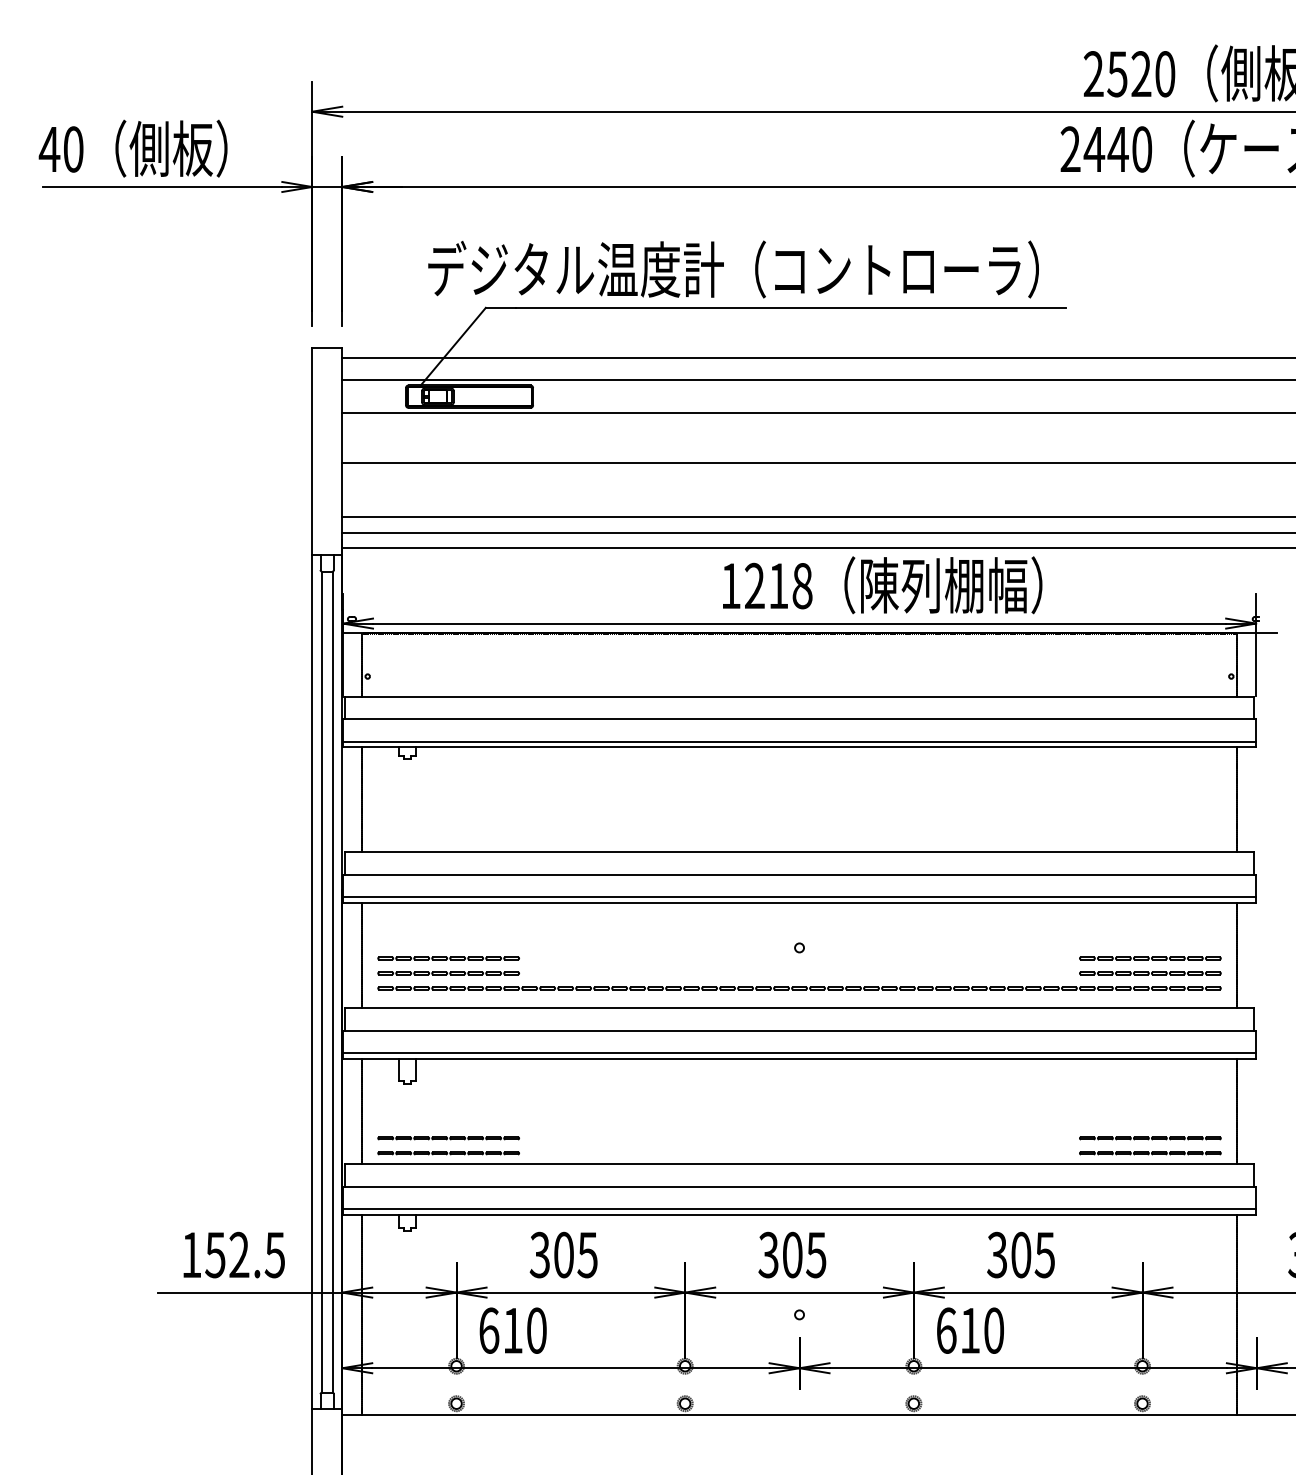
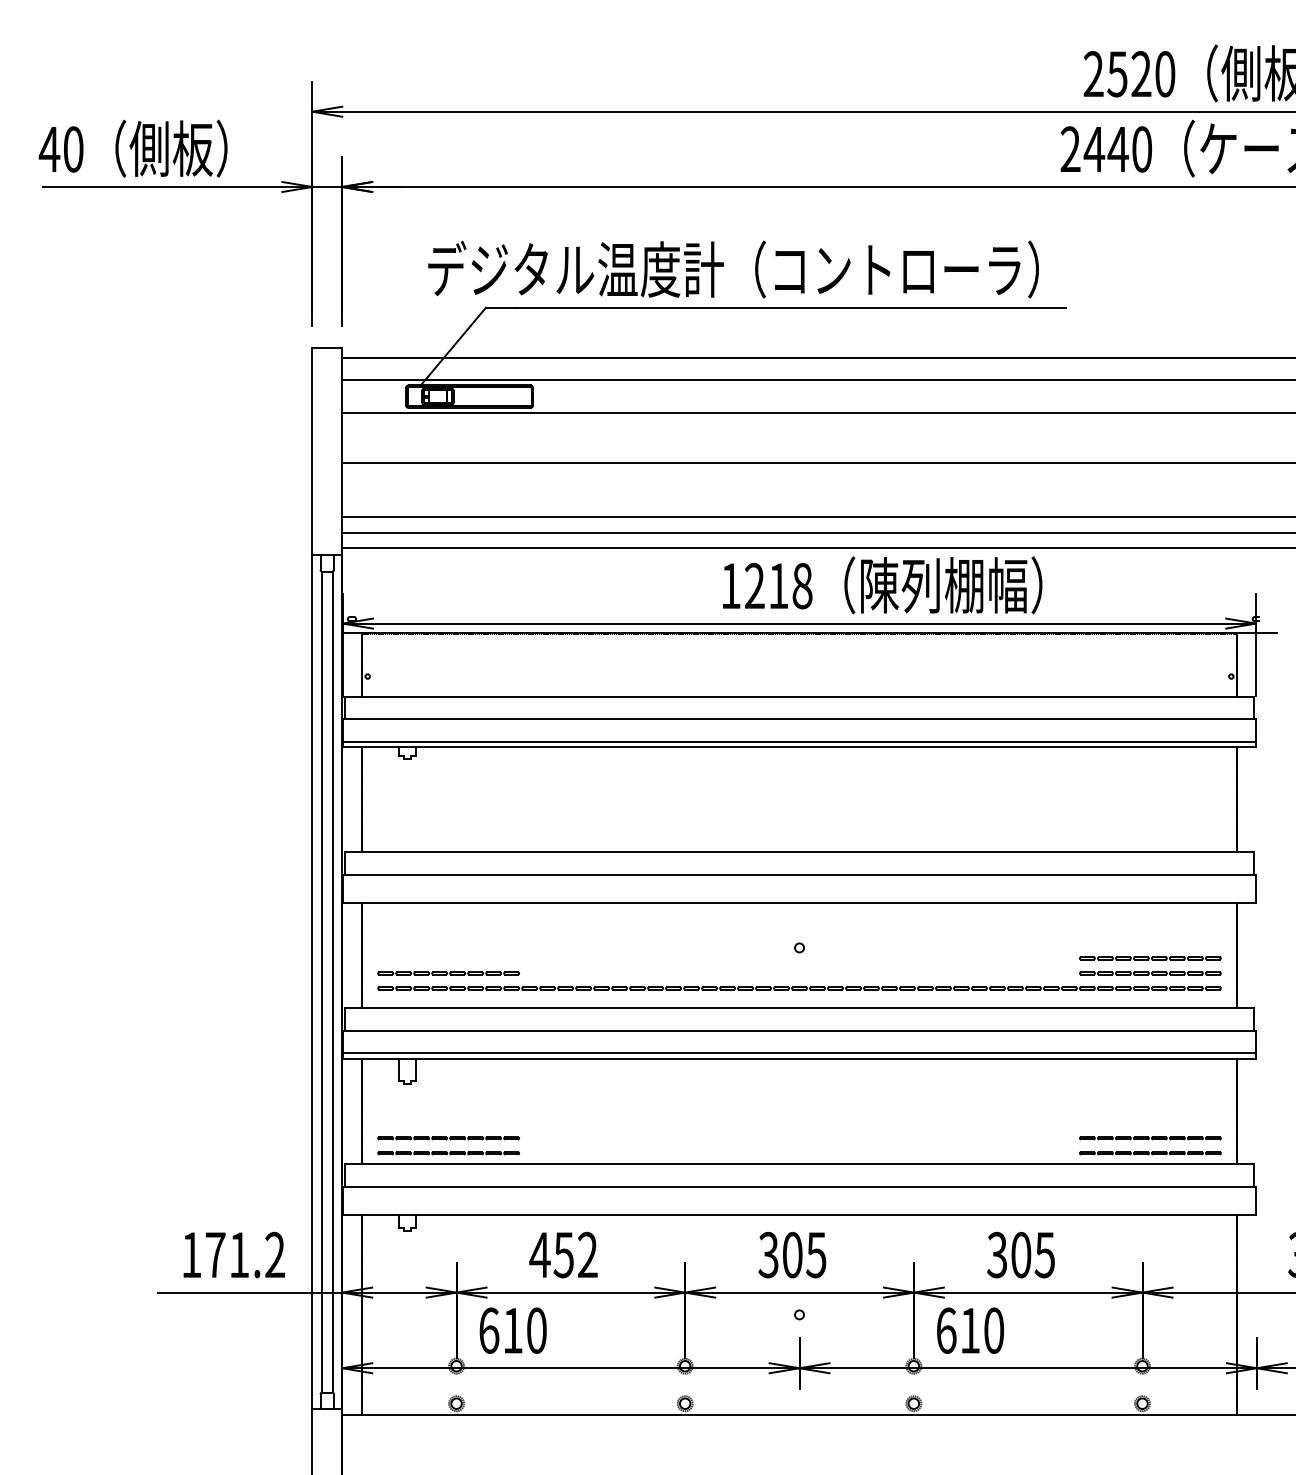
line: present -> none (799, 897)
line: present -> none (448, 958)
line: present -> none (799, 1209)
text: 152.5 -> 171.2 (244, 1254)
text: 305 -> 452 (563, 1254)
